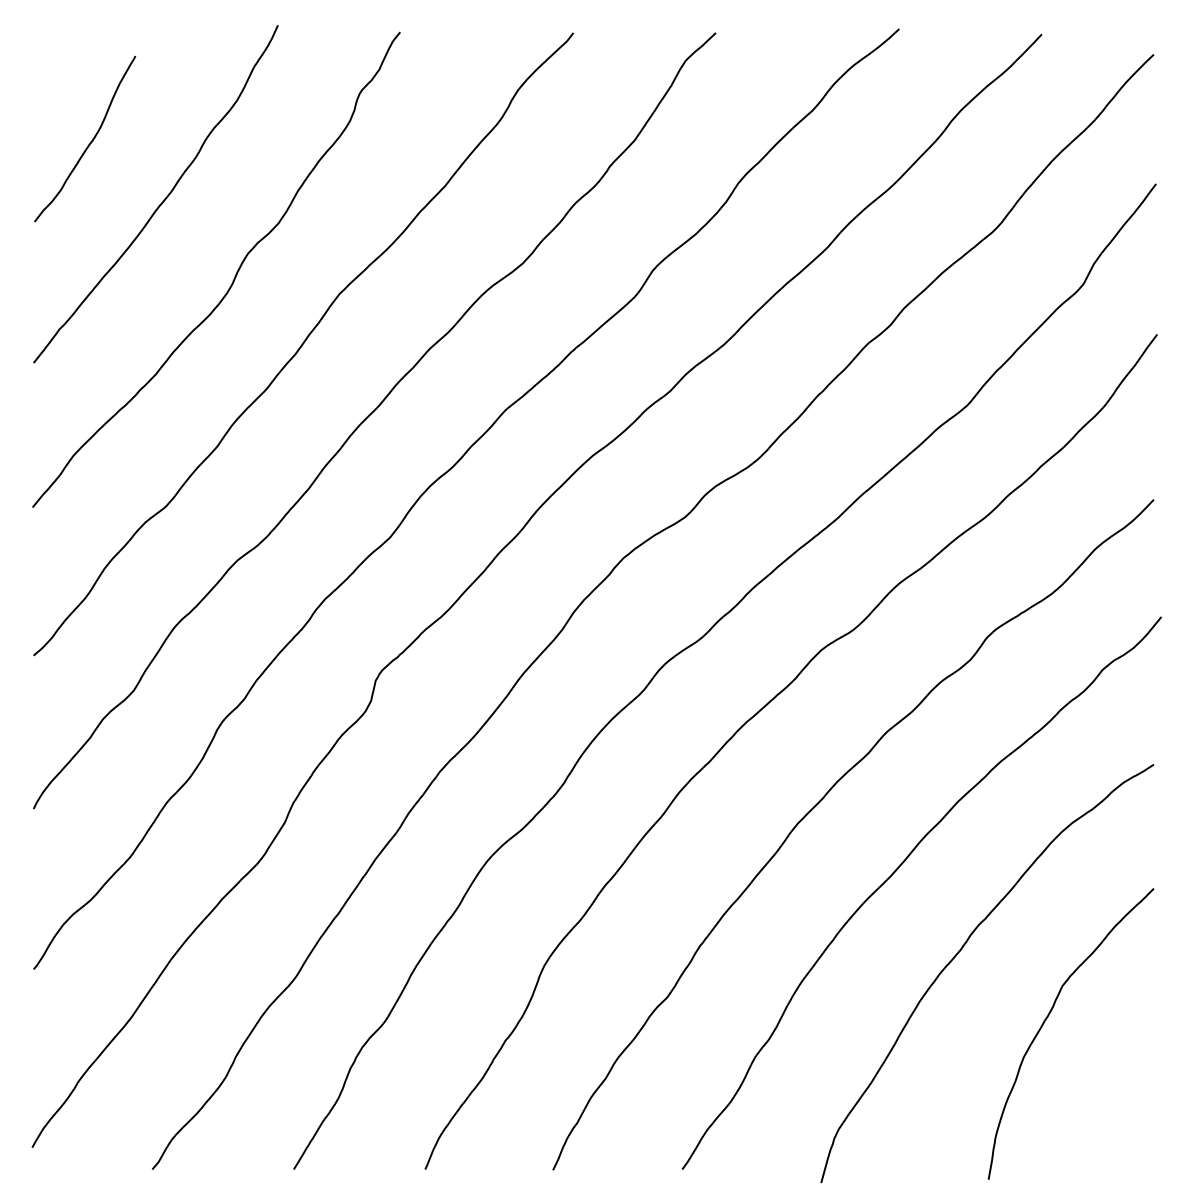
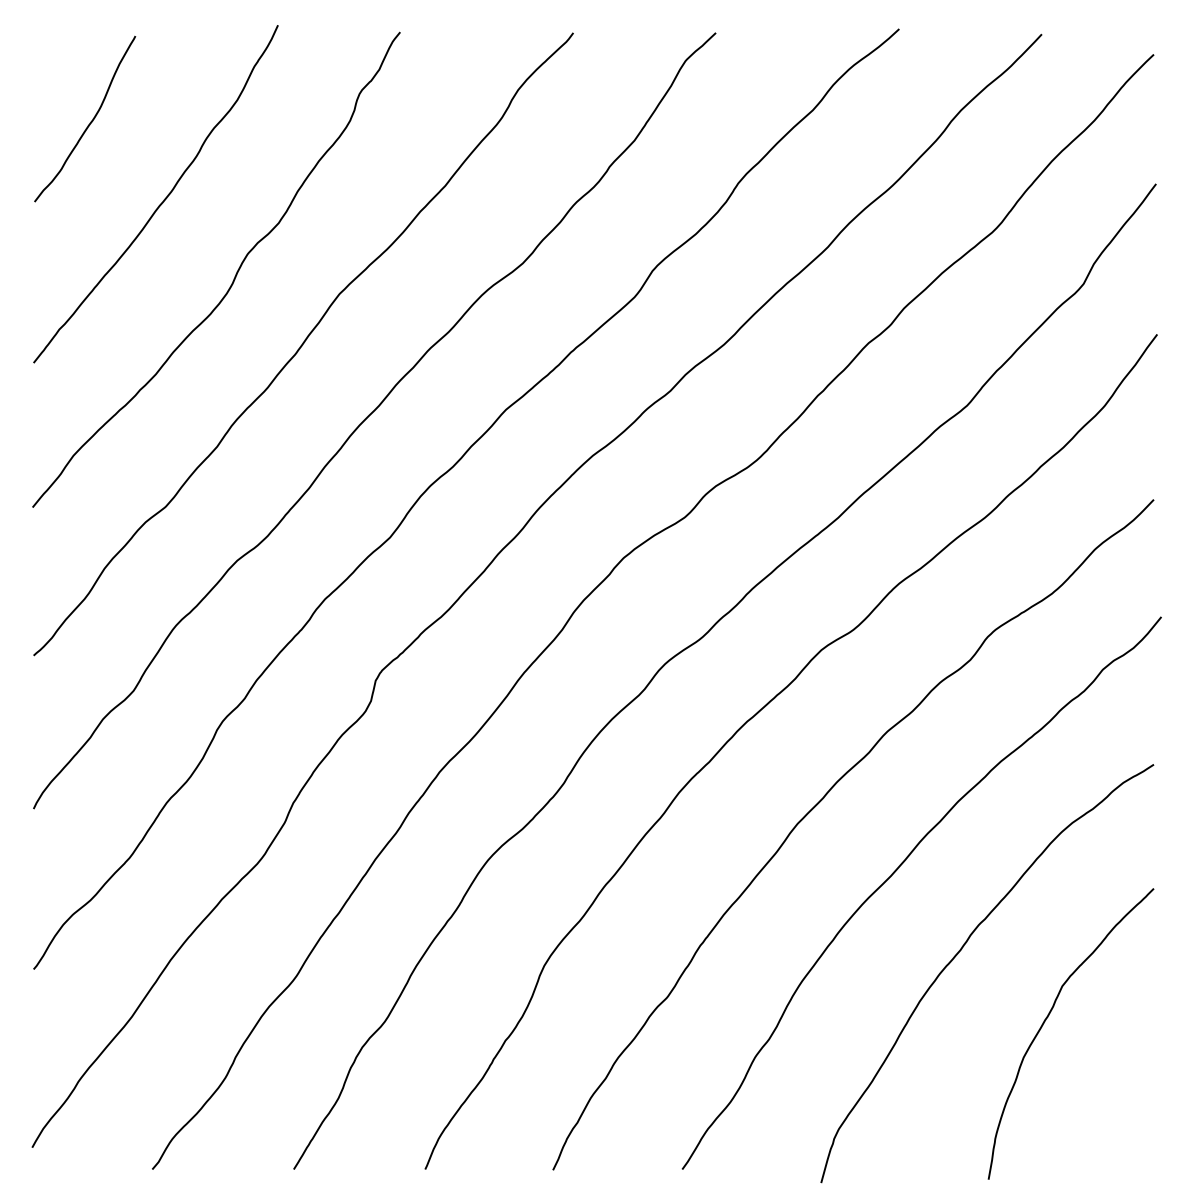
curve position: (90, 141) -> (90, 121) (90, 121)
